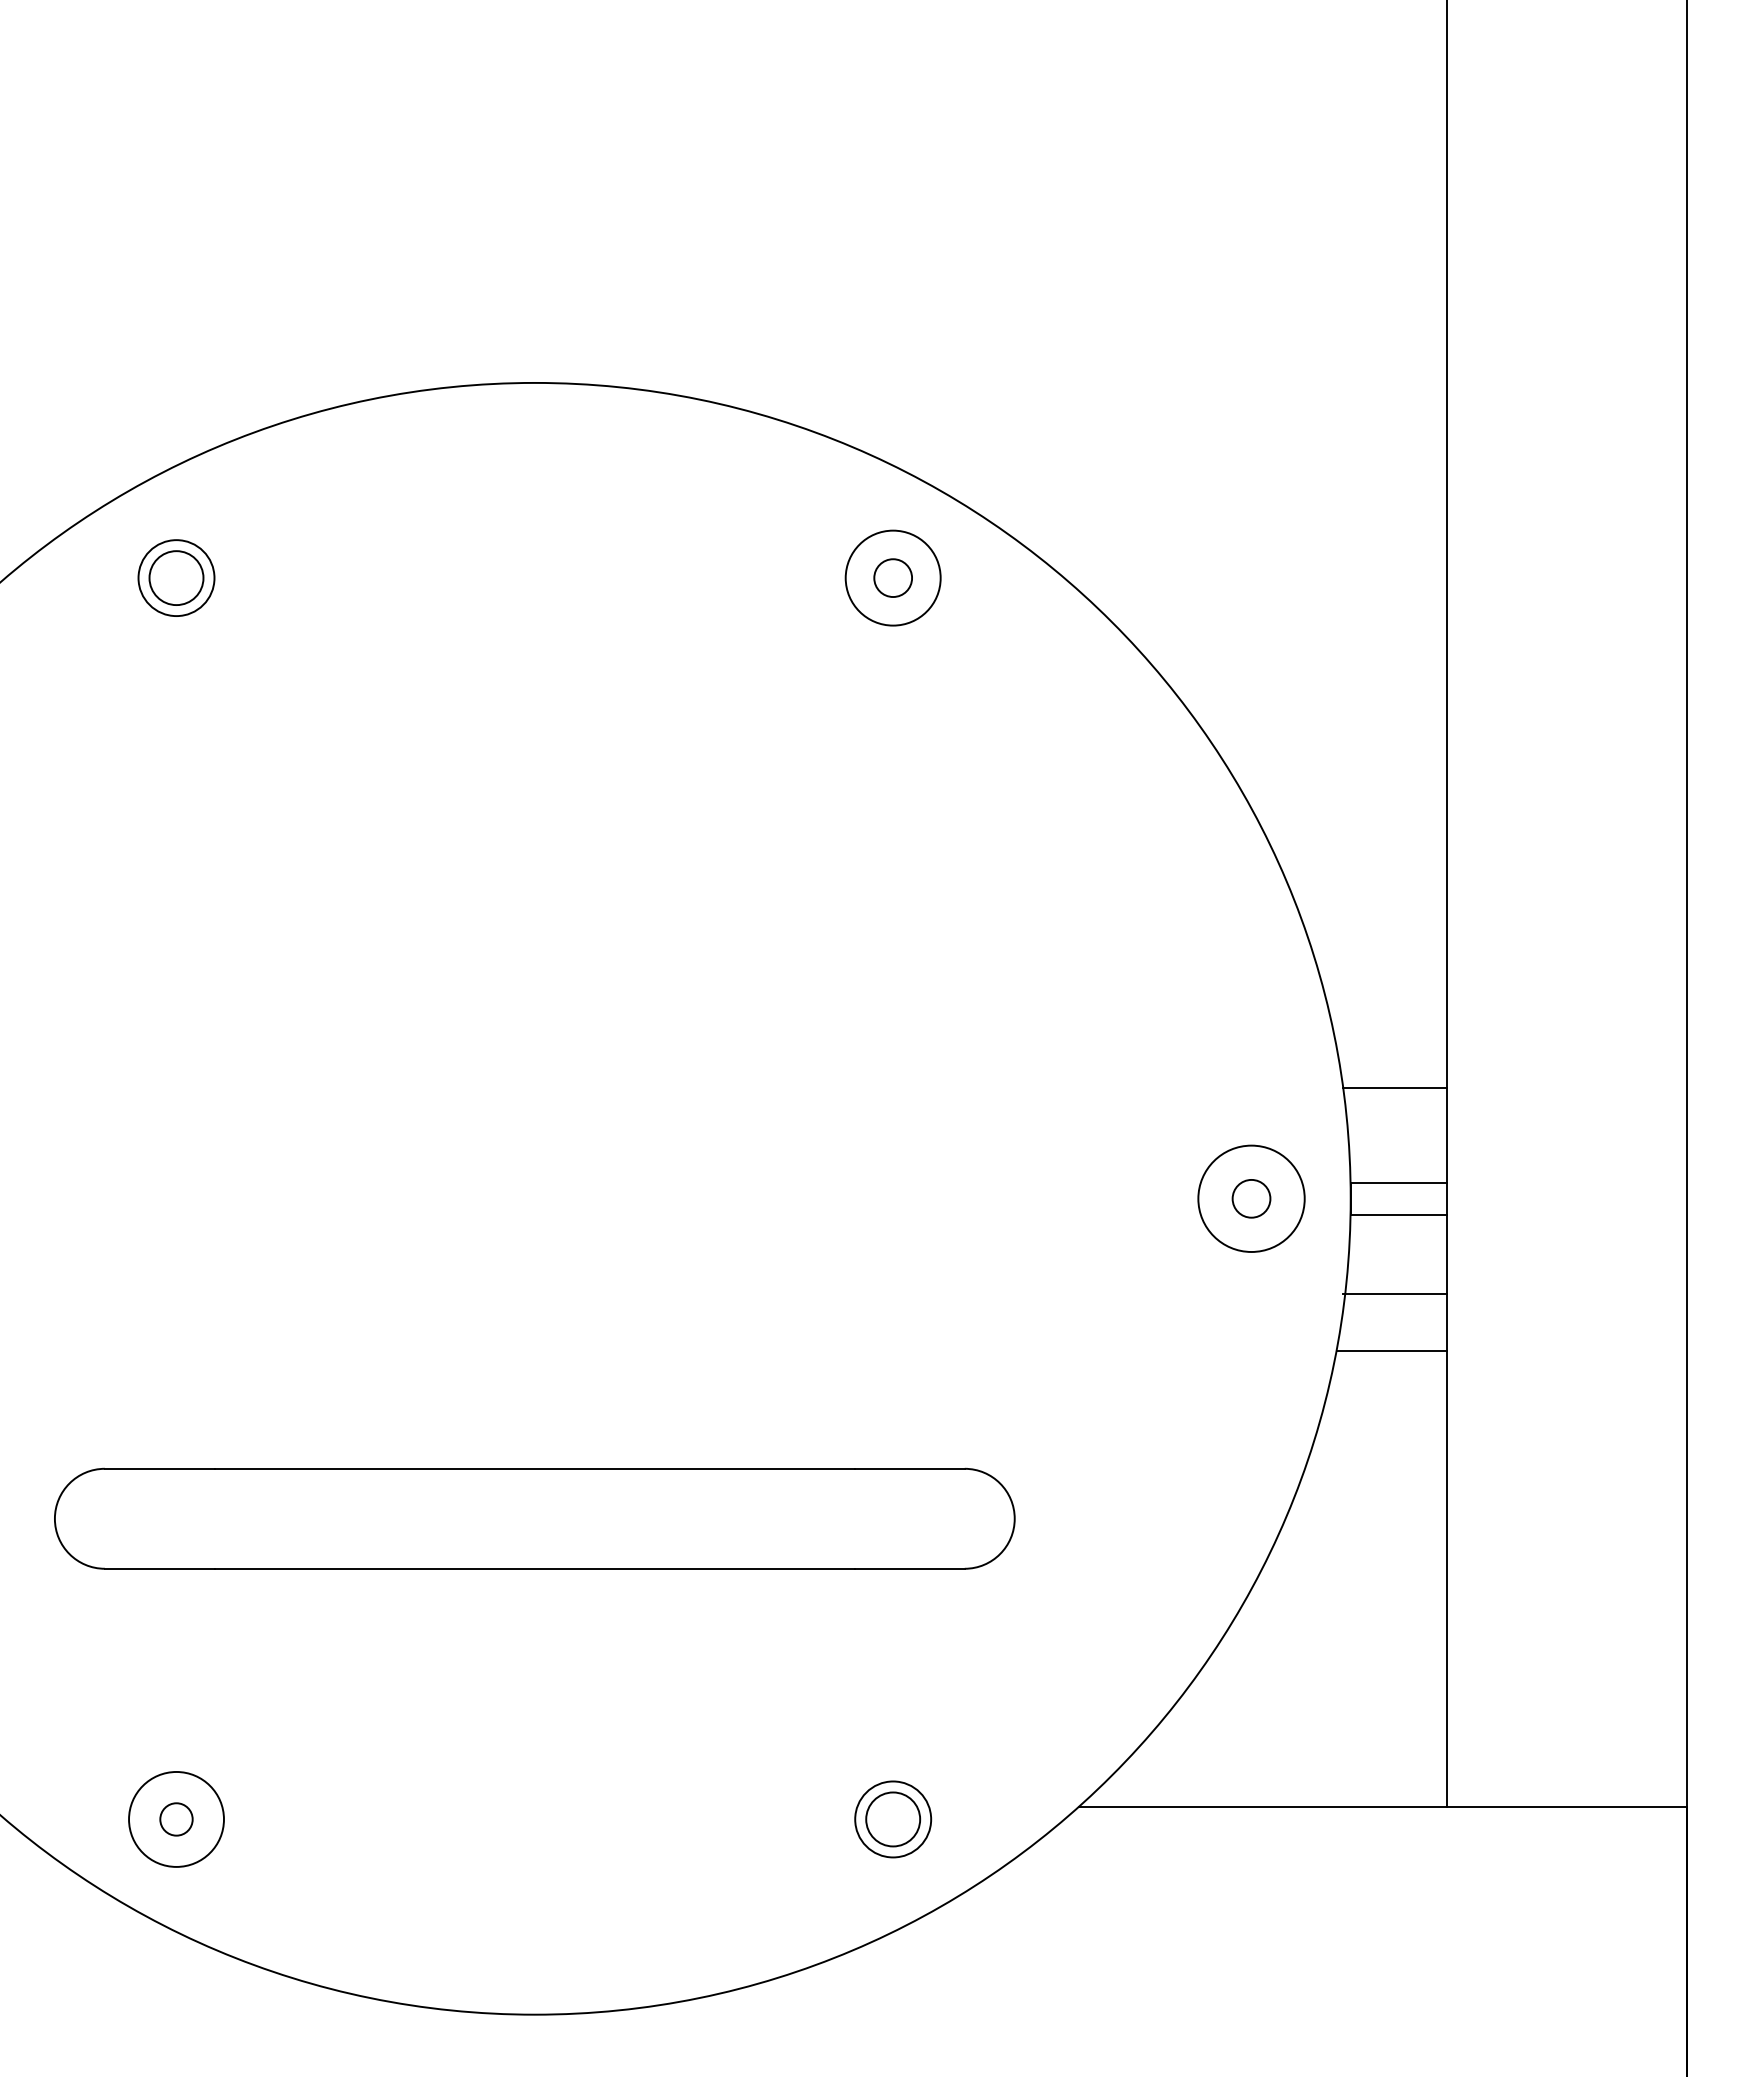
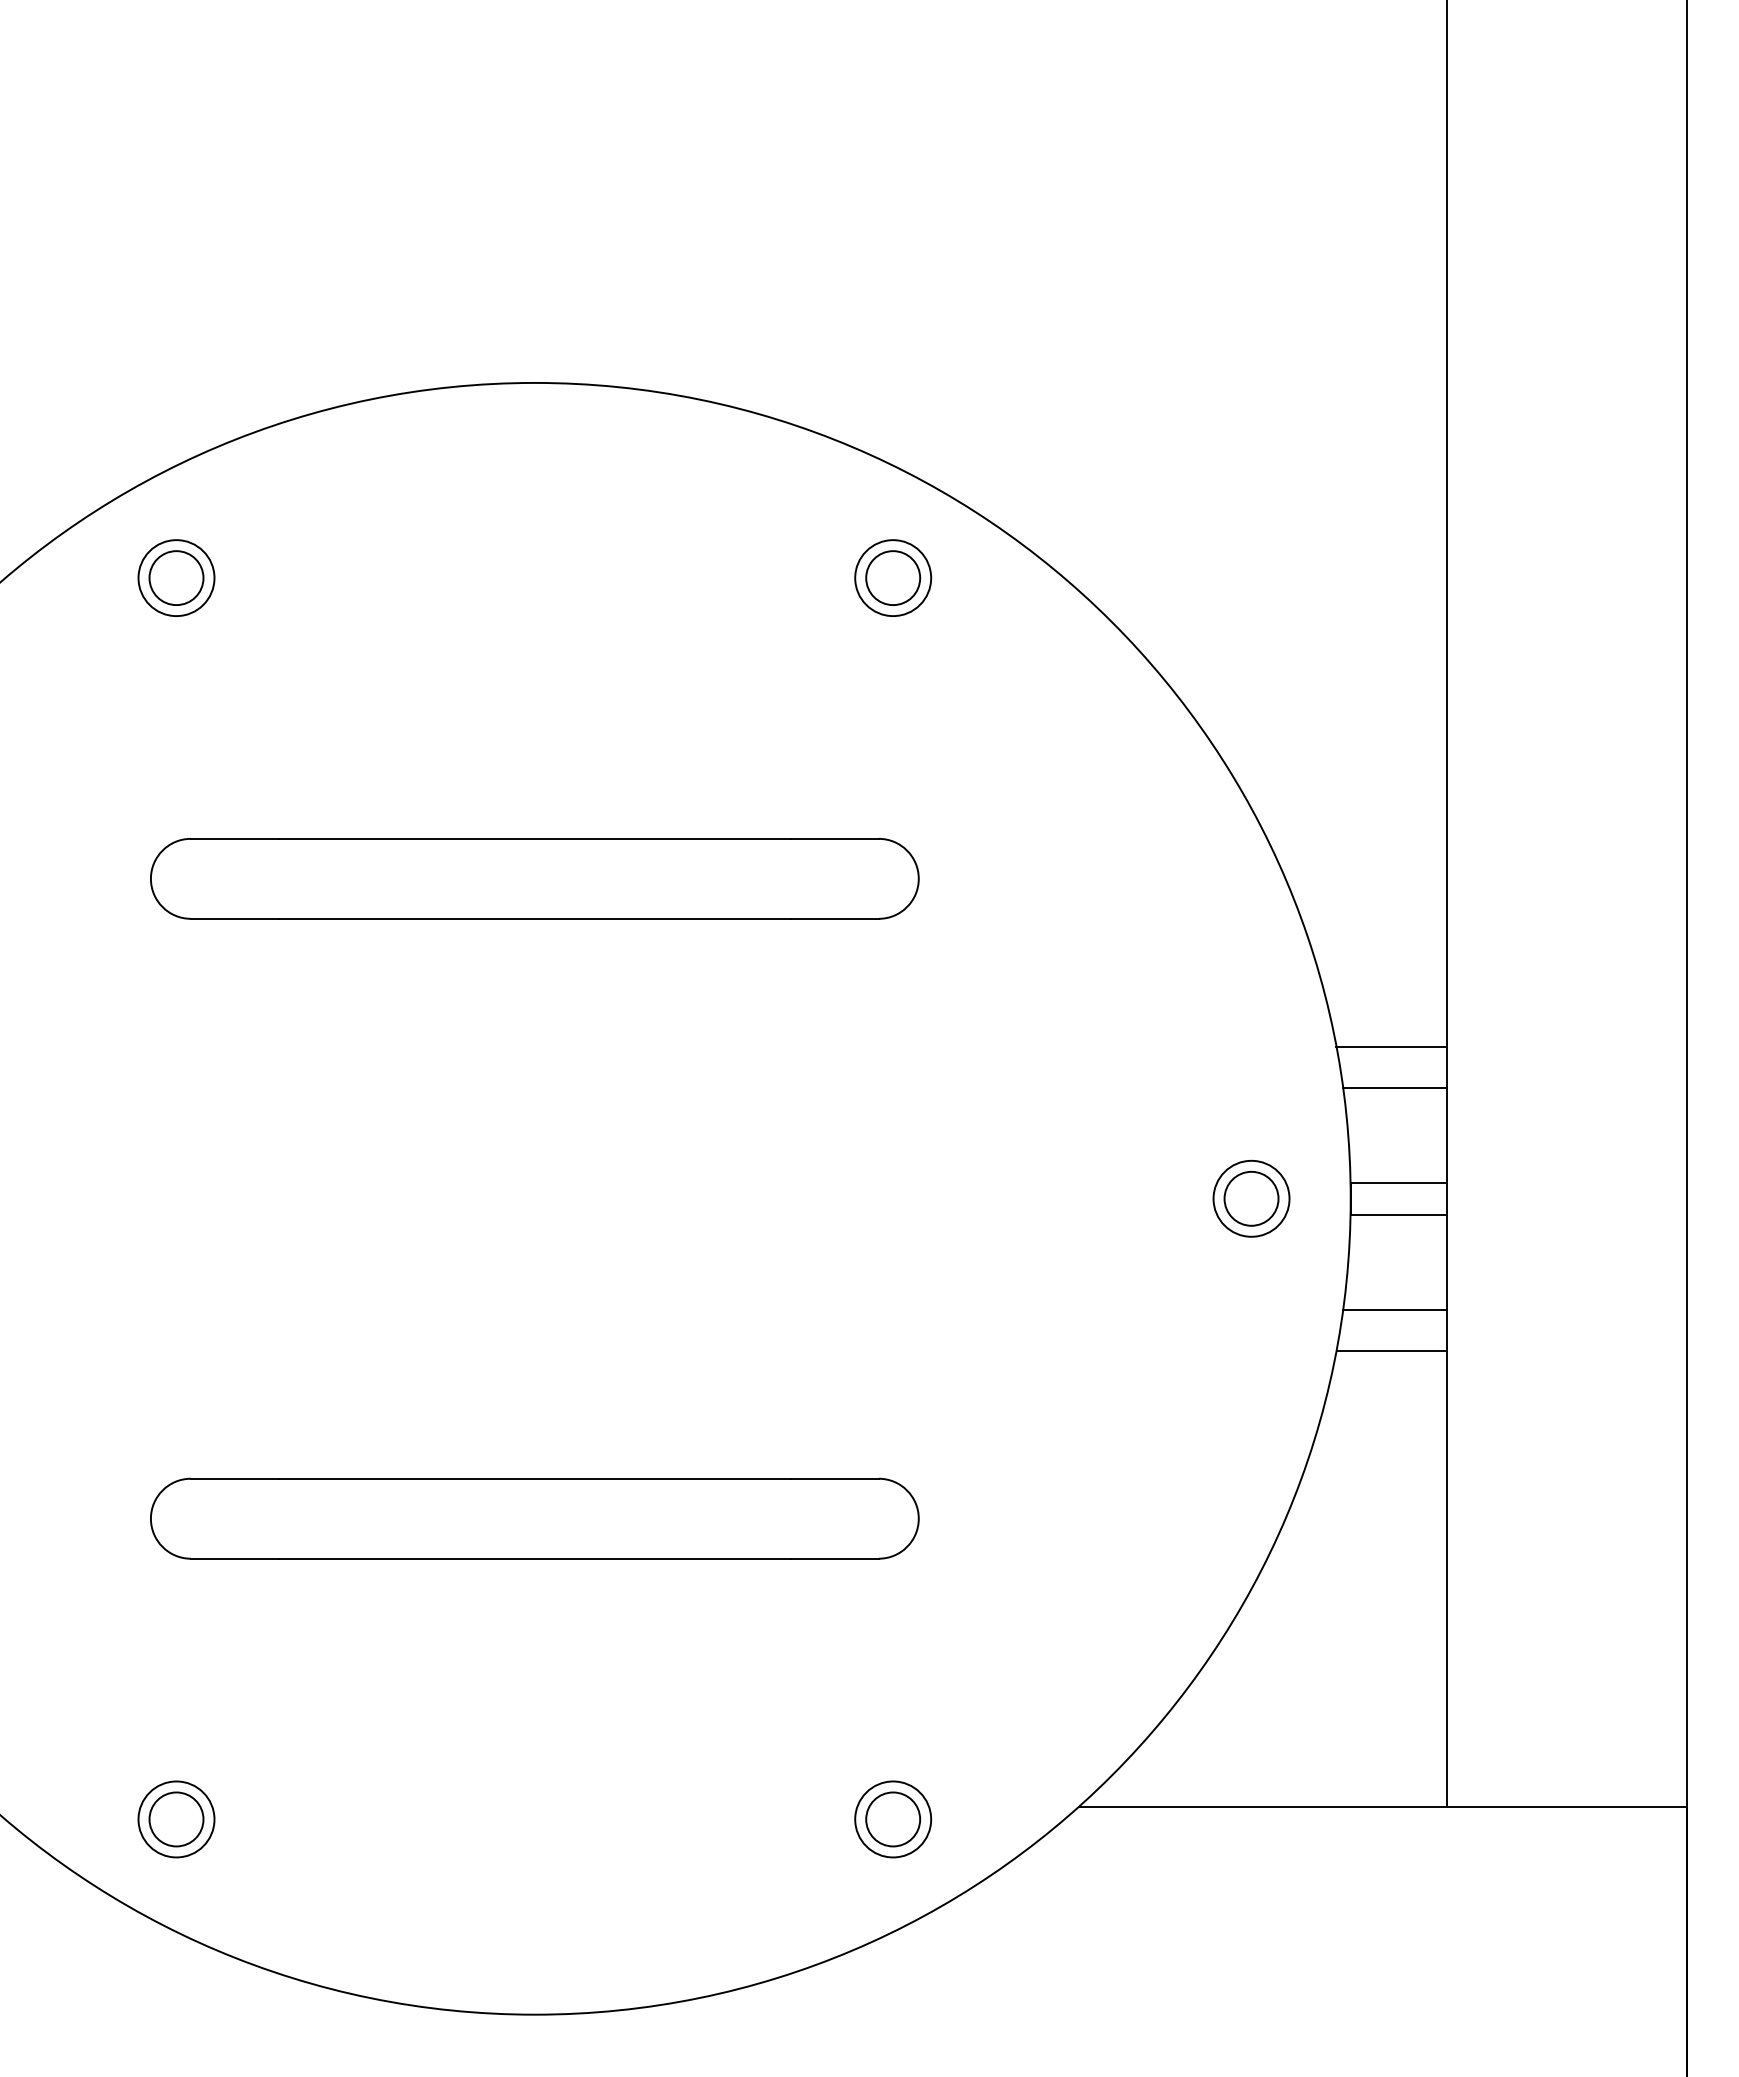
circle diameter: 95 px -> 76 px (893, 578)
circle diameter: 38 px -> 54 px (893, 578)
part: none -> present (534, 878)
line: none -> present (1391, 1046)
circle diameter: 106 px -> 76 px (1251, 1198)
circle diameter: 38 px -> 54 px (1251, 1198)
line position: (1394, 1293) -> (1394, 1309) (1394, 1309)
part size: 962x103 px -> 770x83 px (534, 1518)
circle diameter: 95 px -> 76 px (176, 1819)
circle diameter: 32 px -> 54 px (176, 1819)
